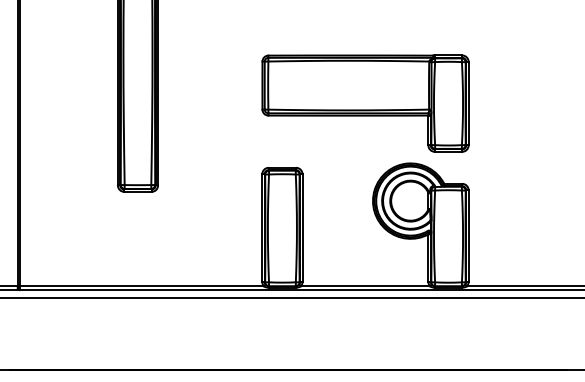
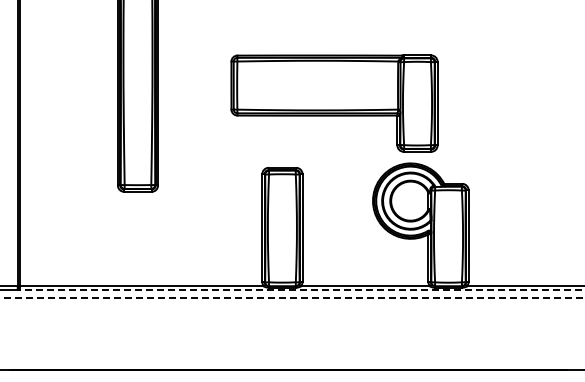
part position: (365, 103) -> (334, 103) (334, 103)
line: solid -> dashed (302, 290)
line: solid -> dashed (292, 298)
